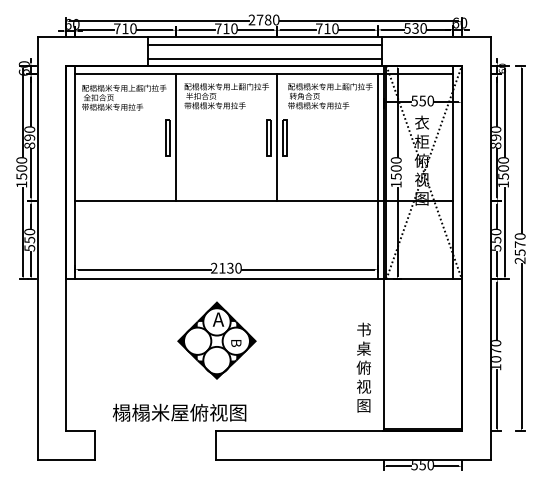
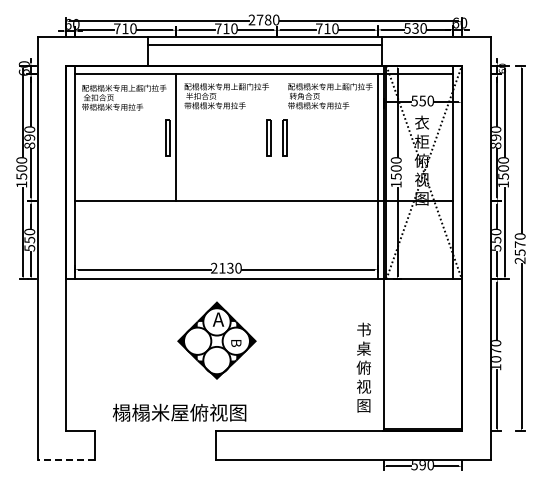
line: present -> none (264, 58)
line: present -> none (276, 137)
line: solid -> dashed (65, 459)
text: 550 -> 590 (422, 465)
